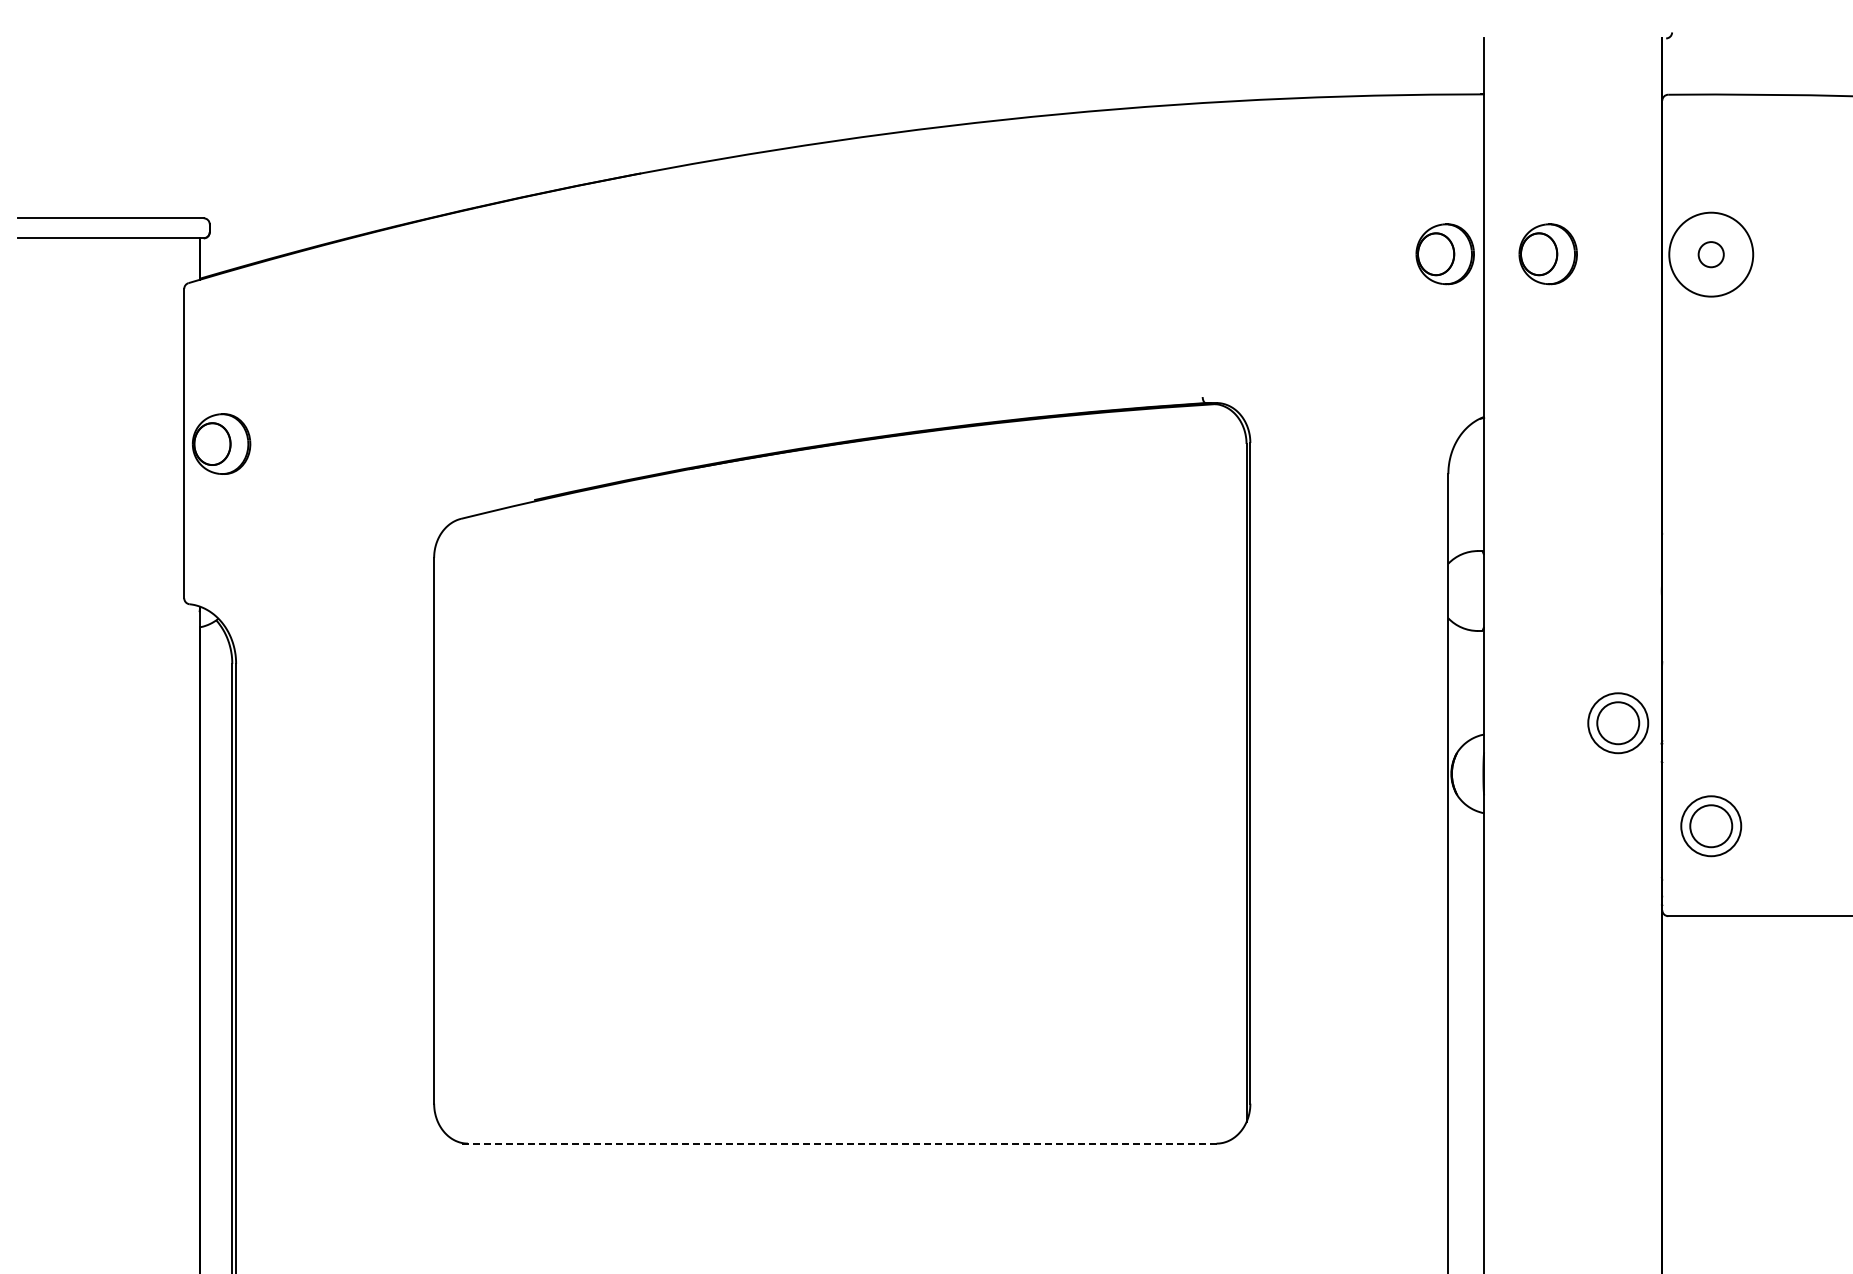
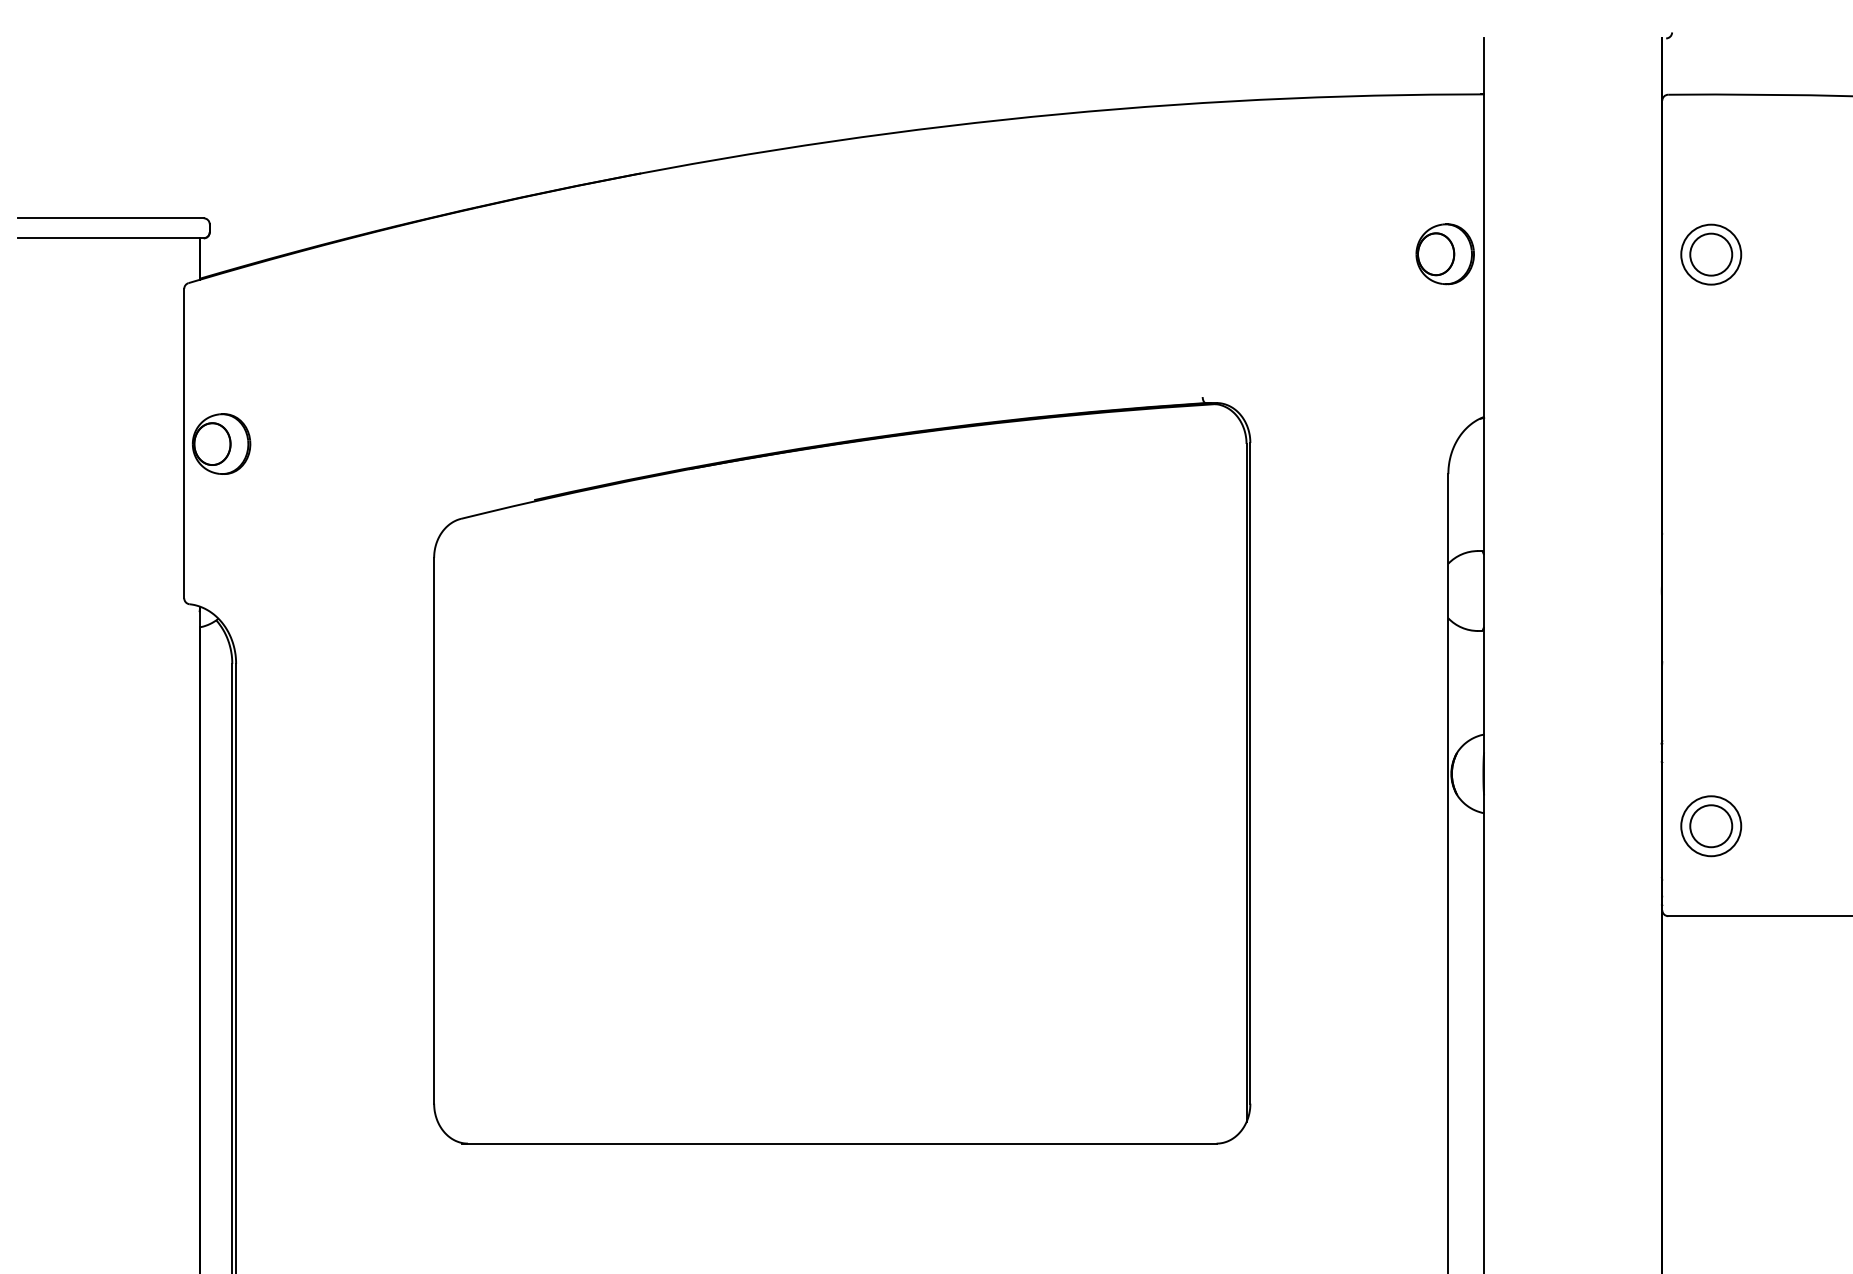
part: present -> none (1547, 254)
circle diameter: 25 px -> 42 px (1711, 254)
circle diameter: 84 px -> 60 px (1711, 254)
part: present -> none (1618, 723)
line: dashed -> solid (839, 1143)
